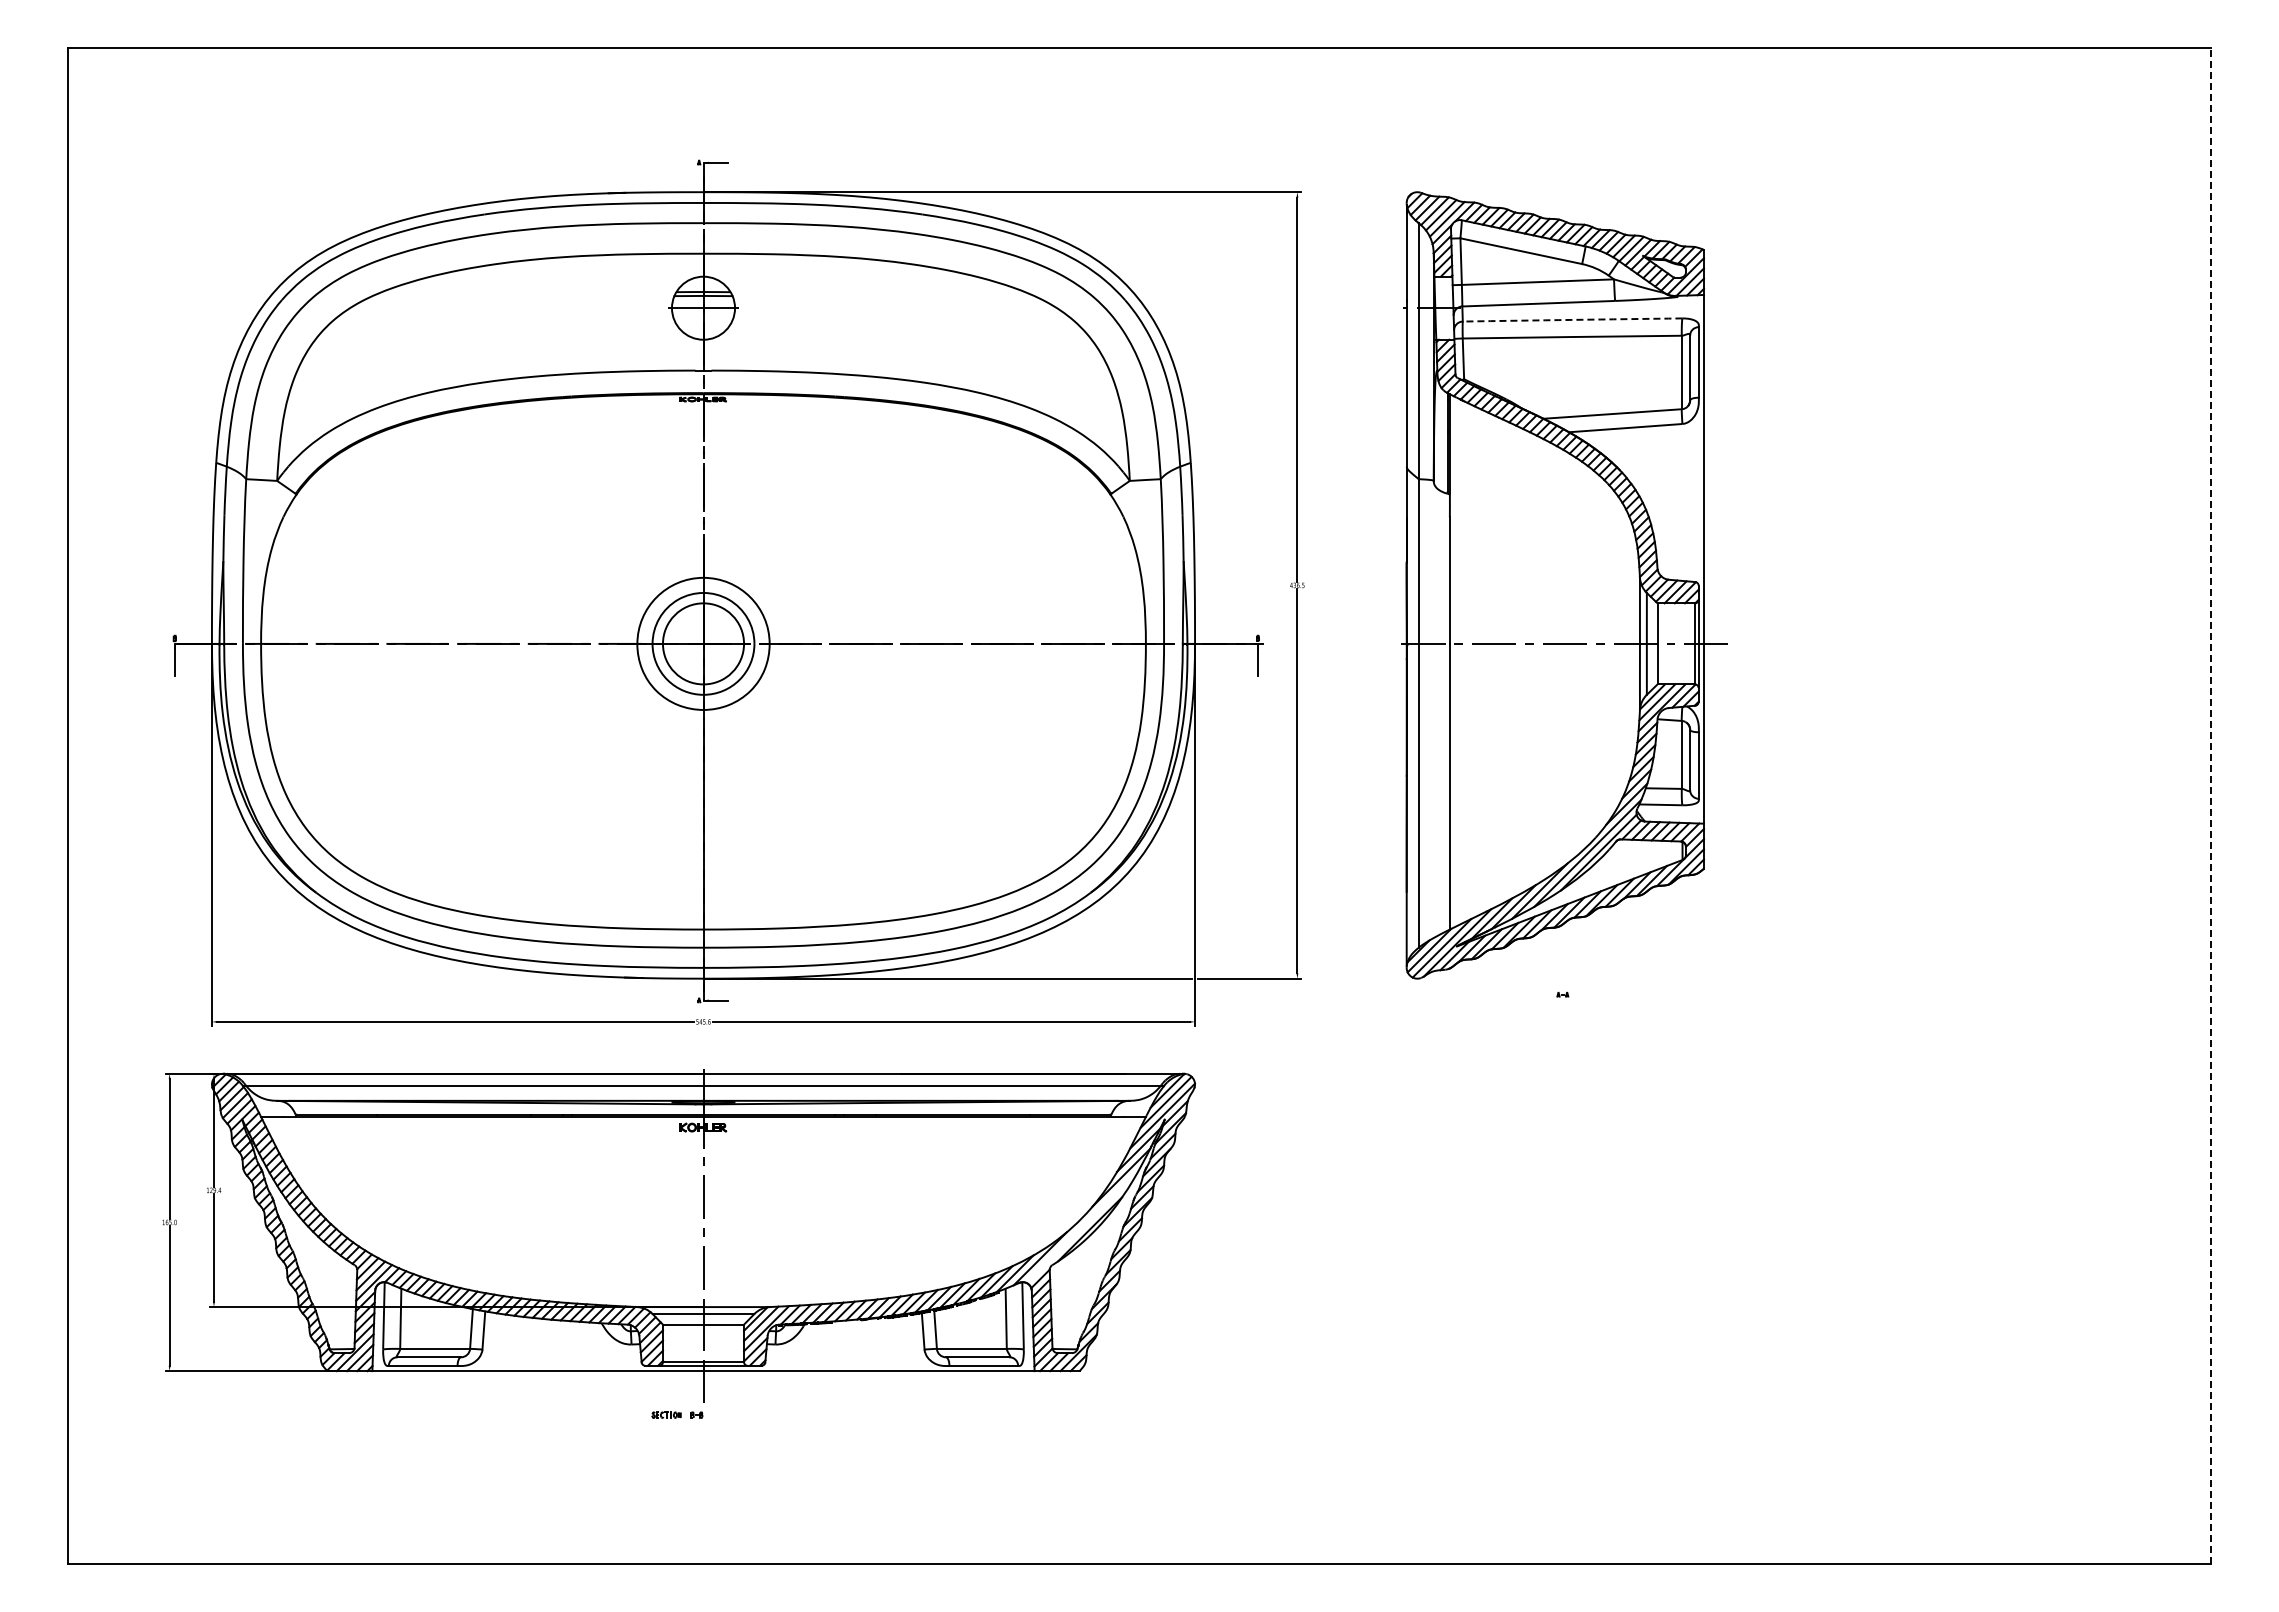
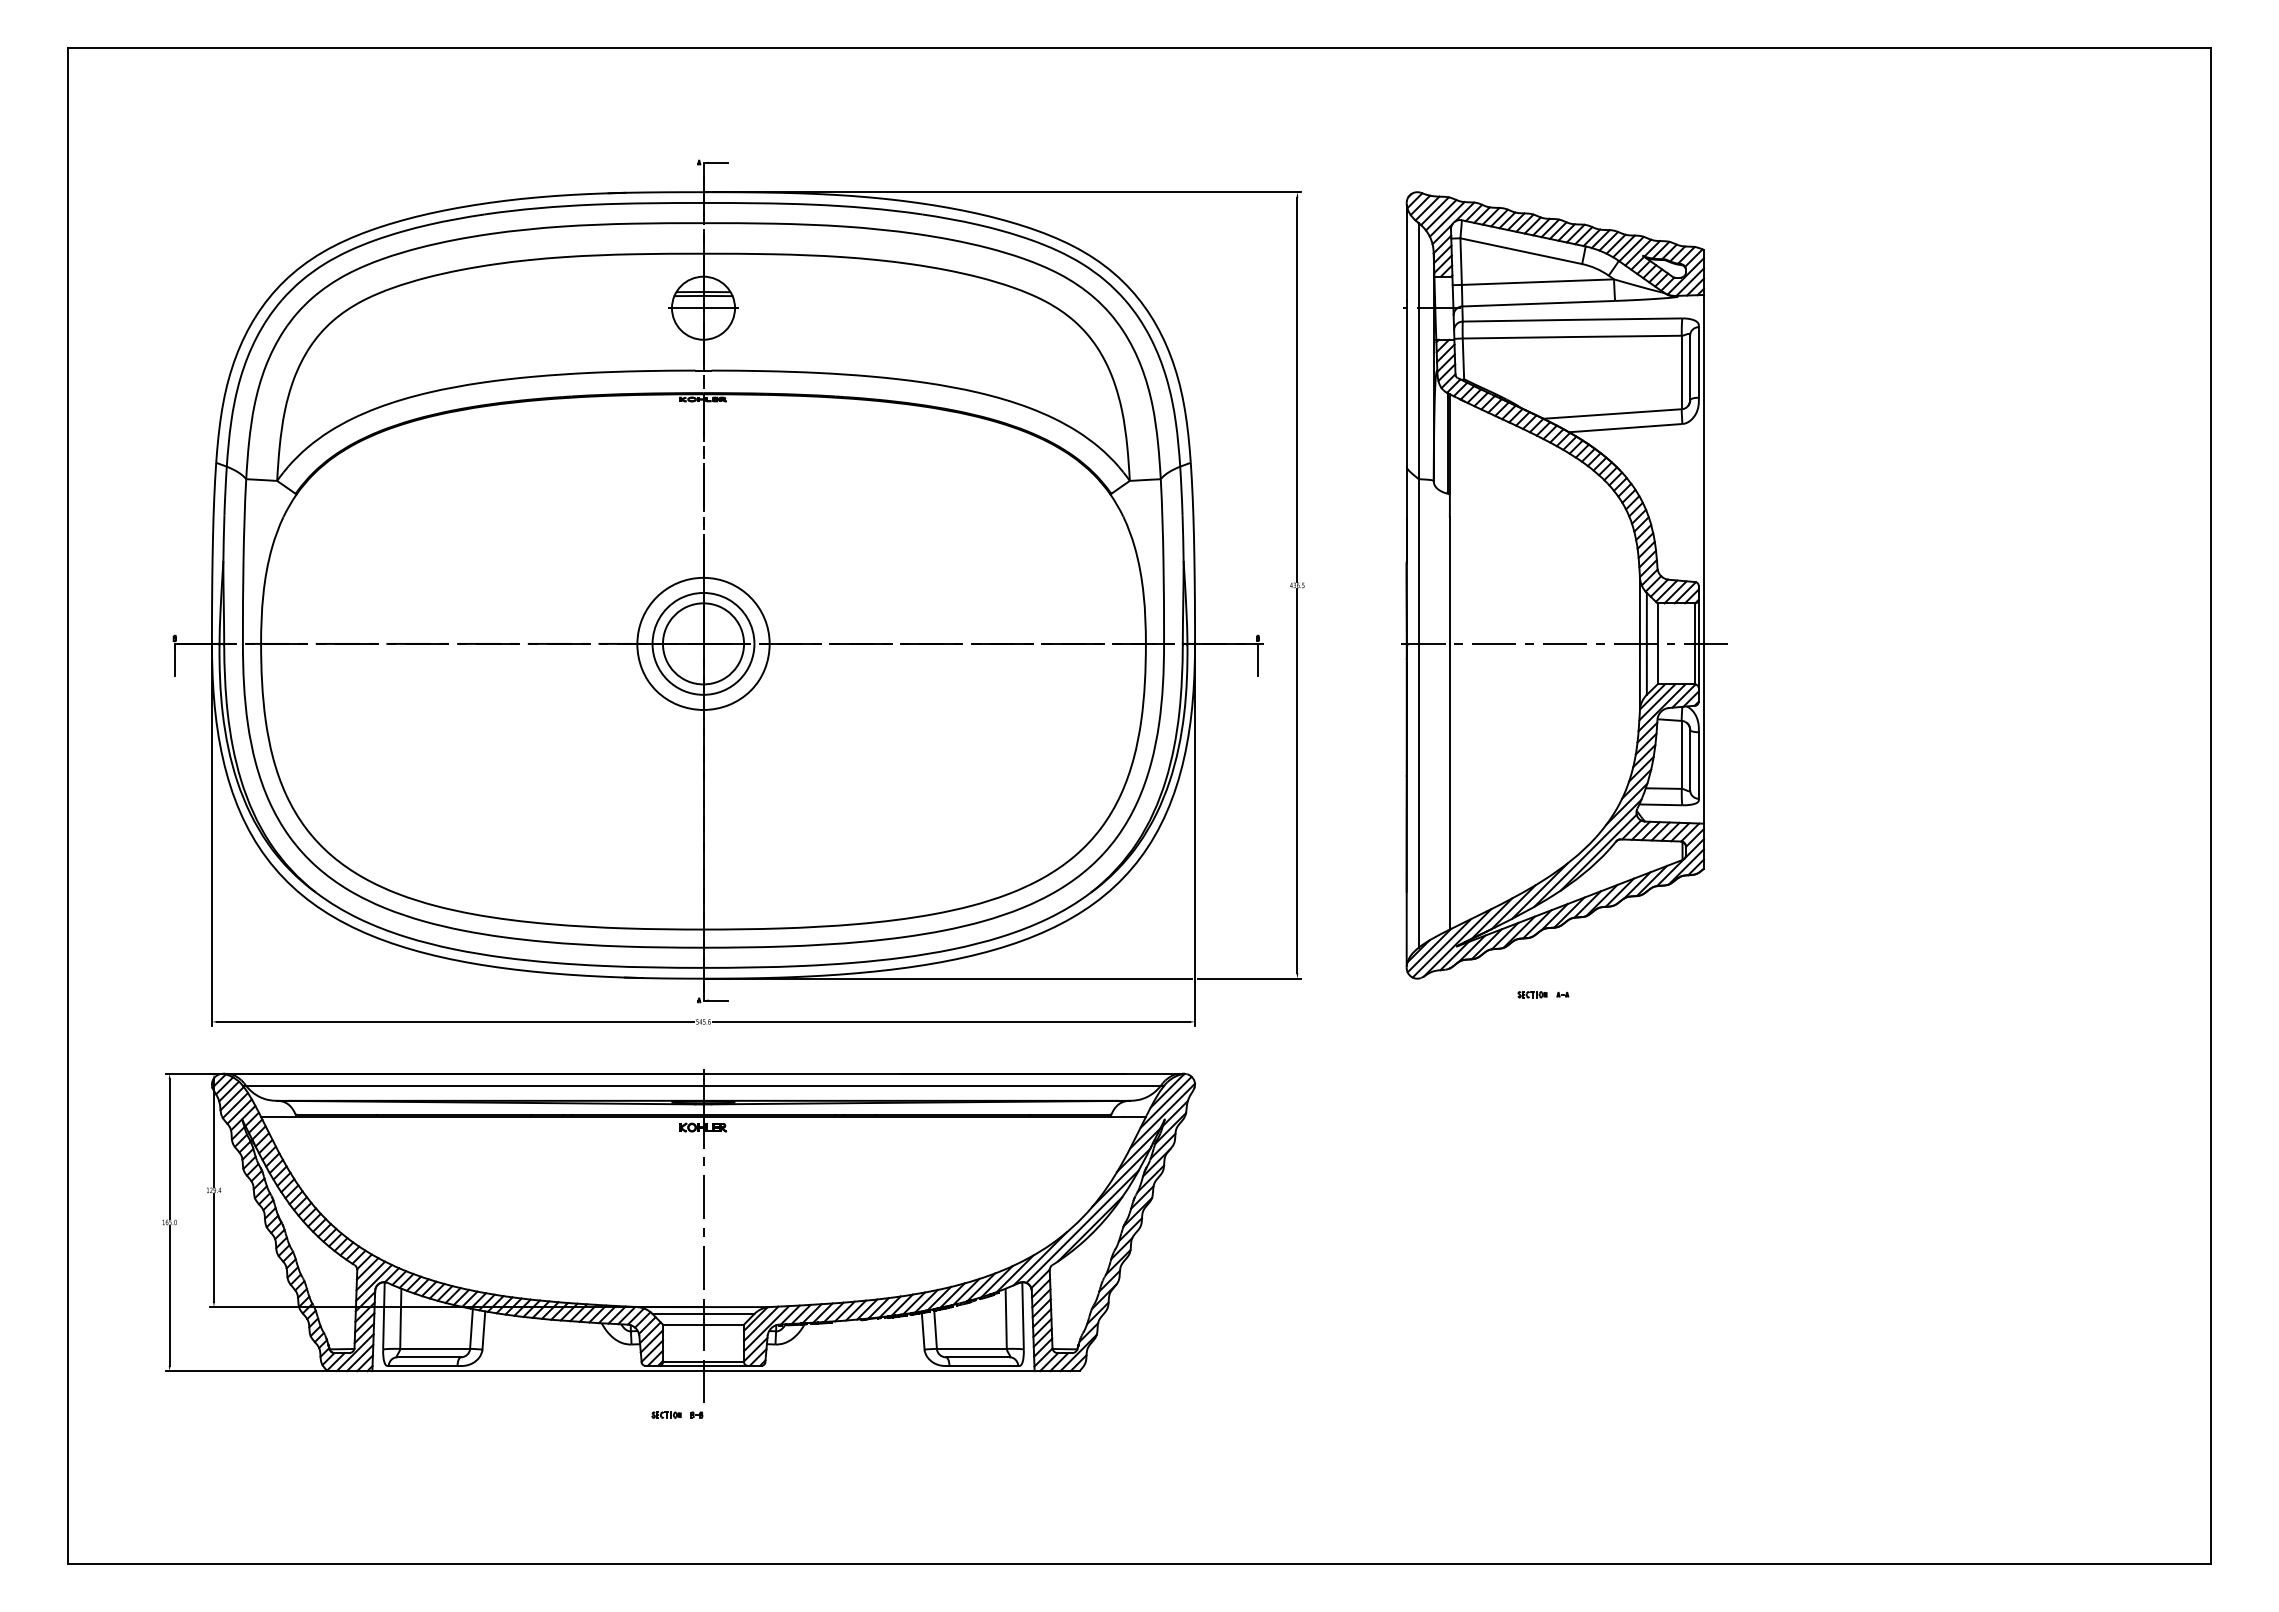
arc: dashed -> solid (1572, 319)
line: dashed -> solid (2210, 806)
part: none -> present (1532, 994)
line: none -> present (1082, 1226)
